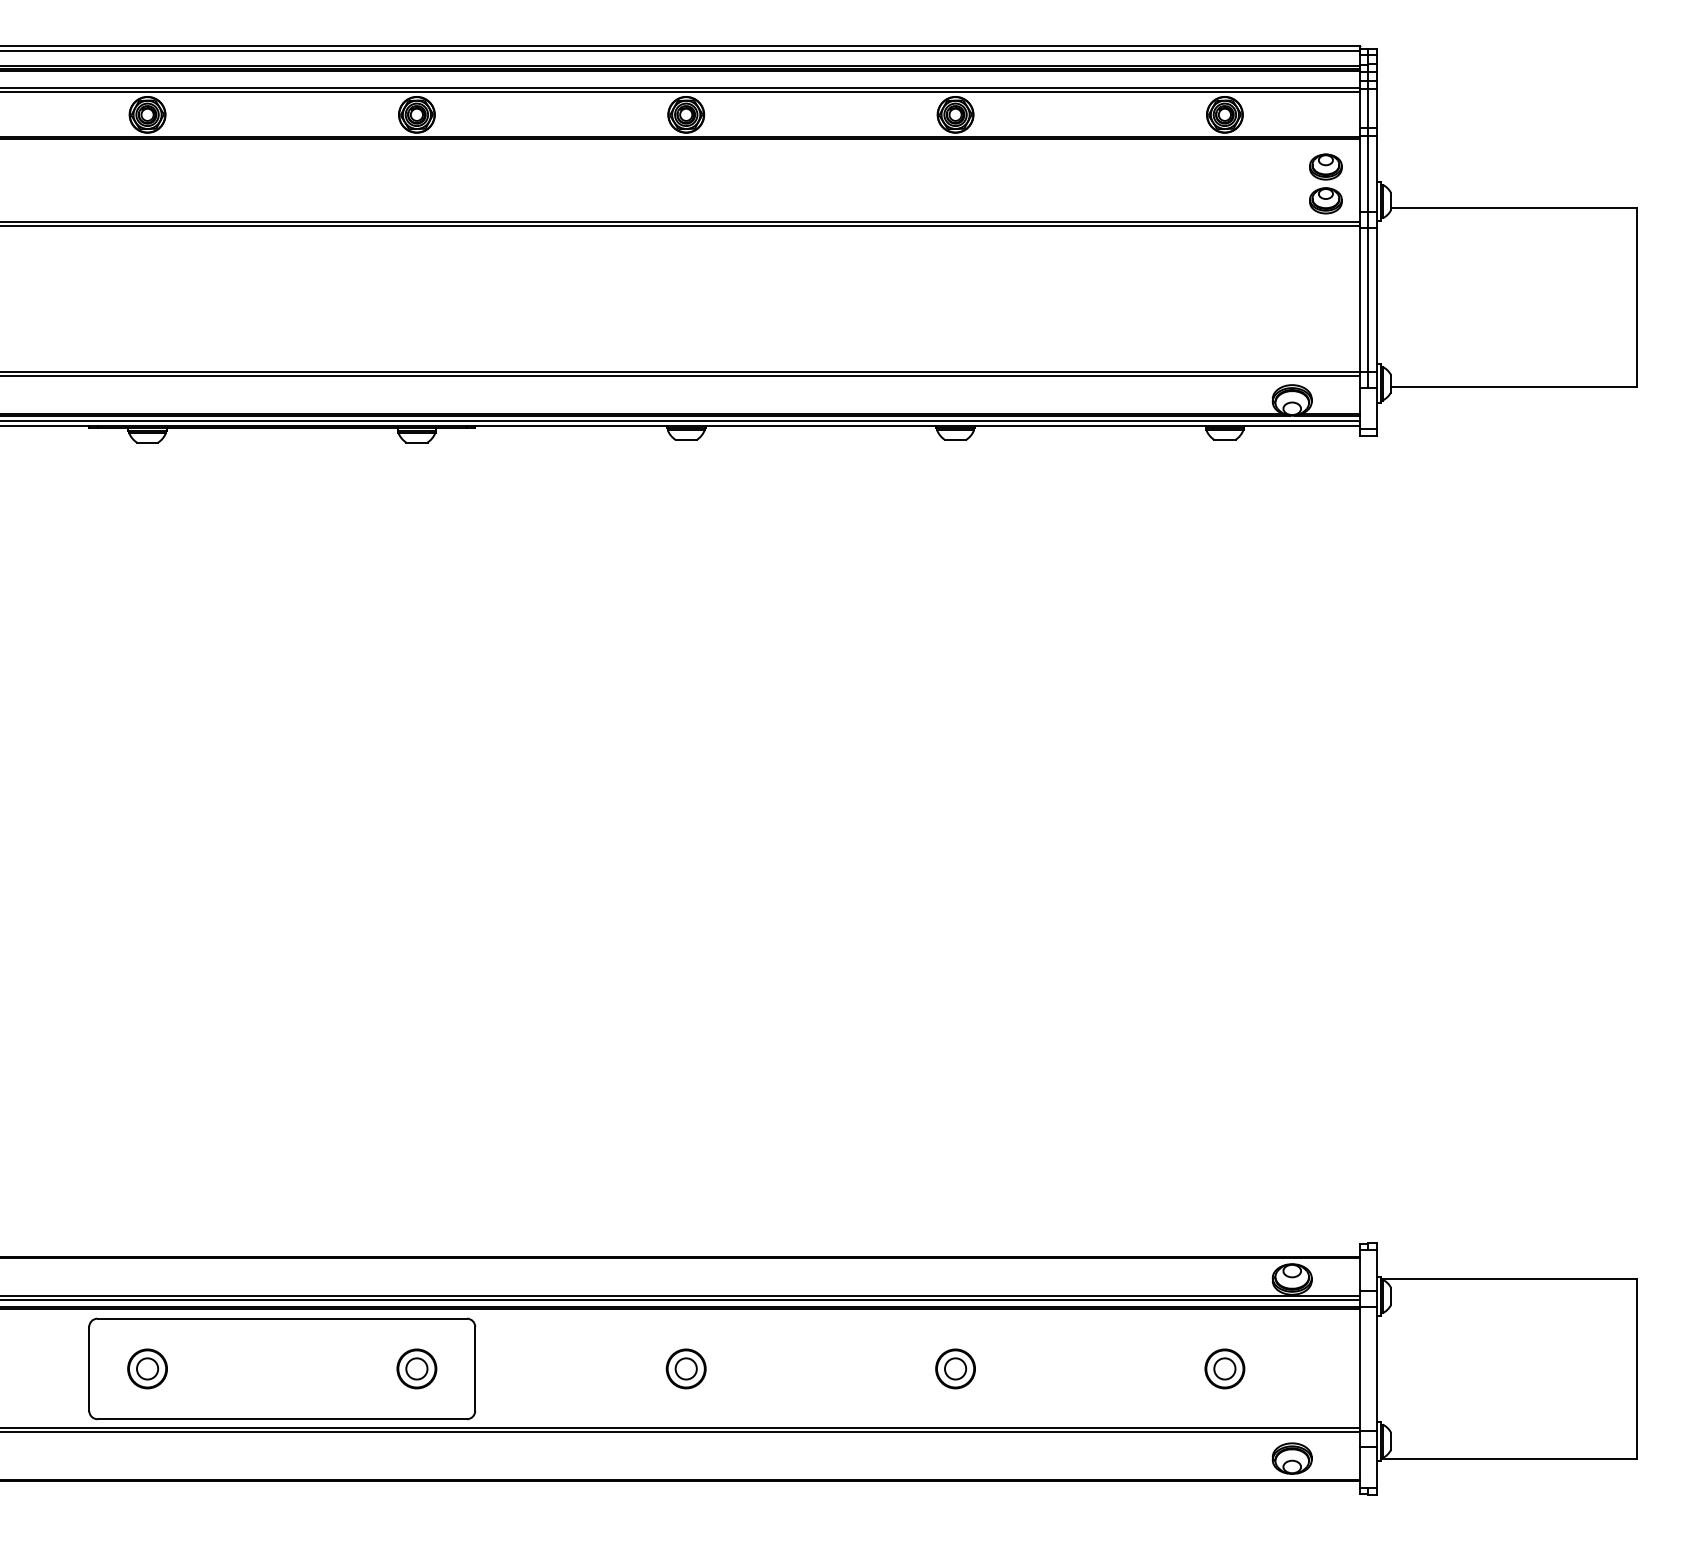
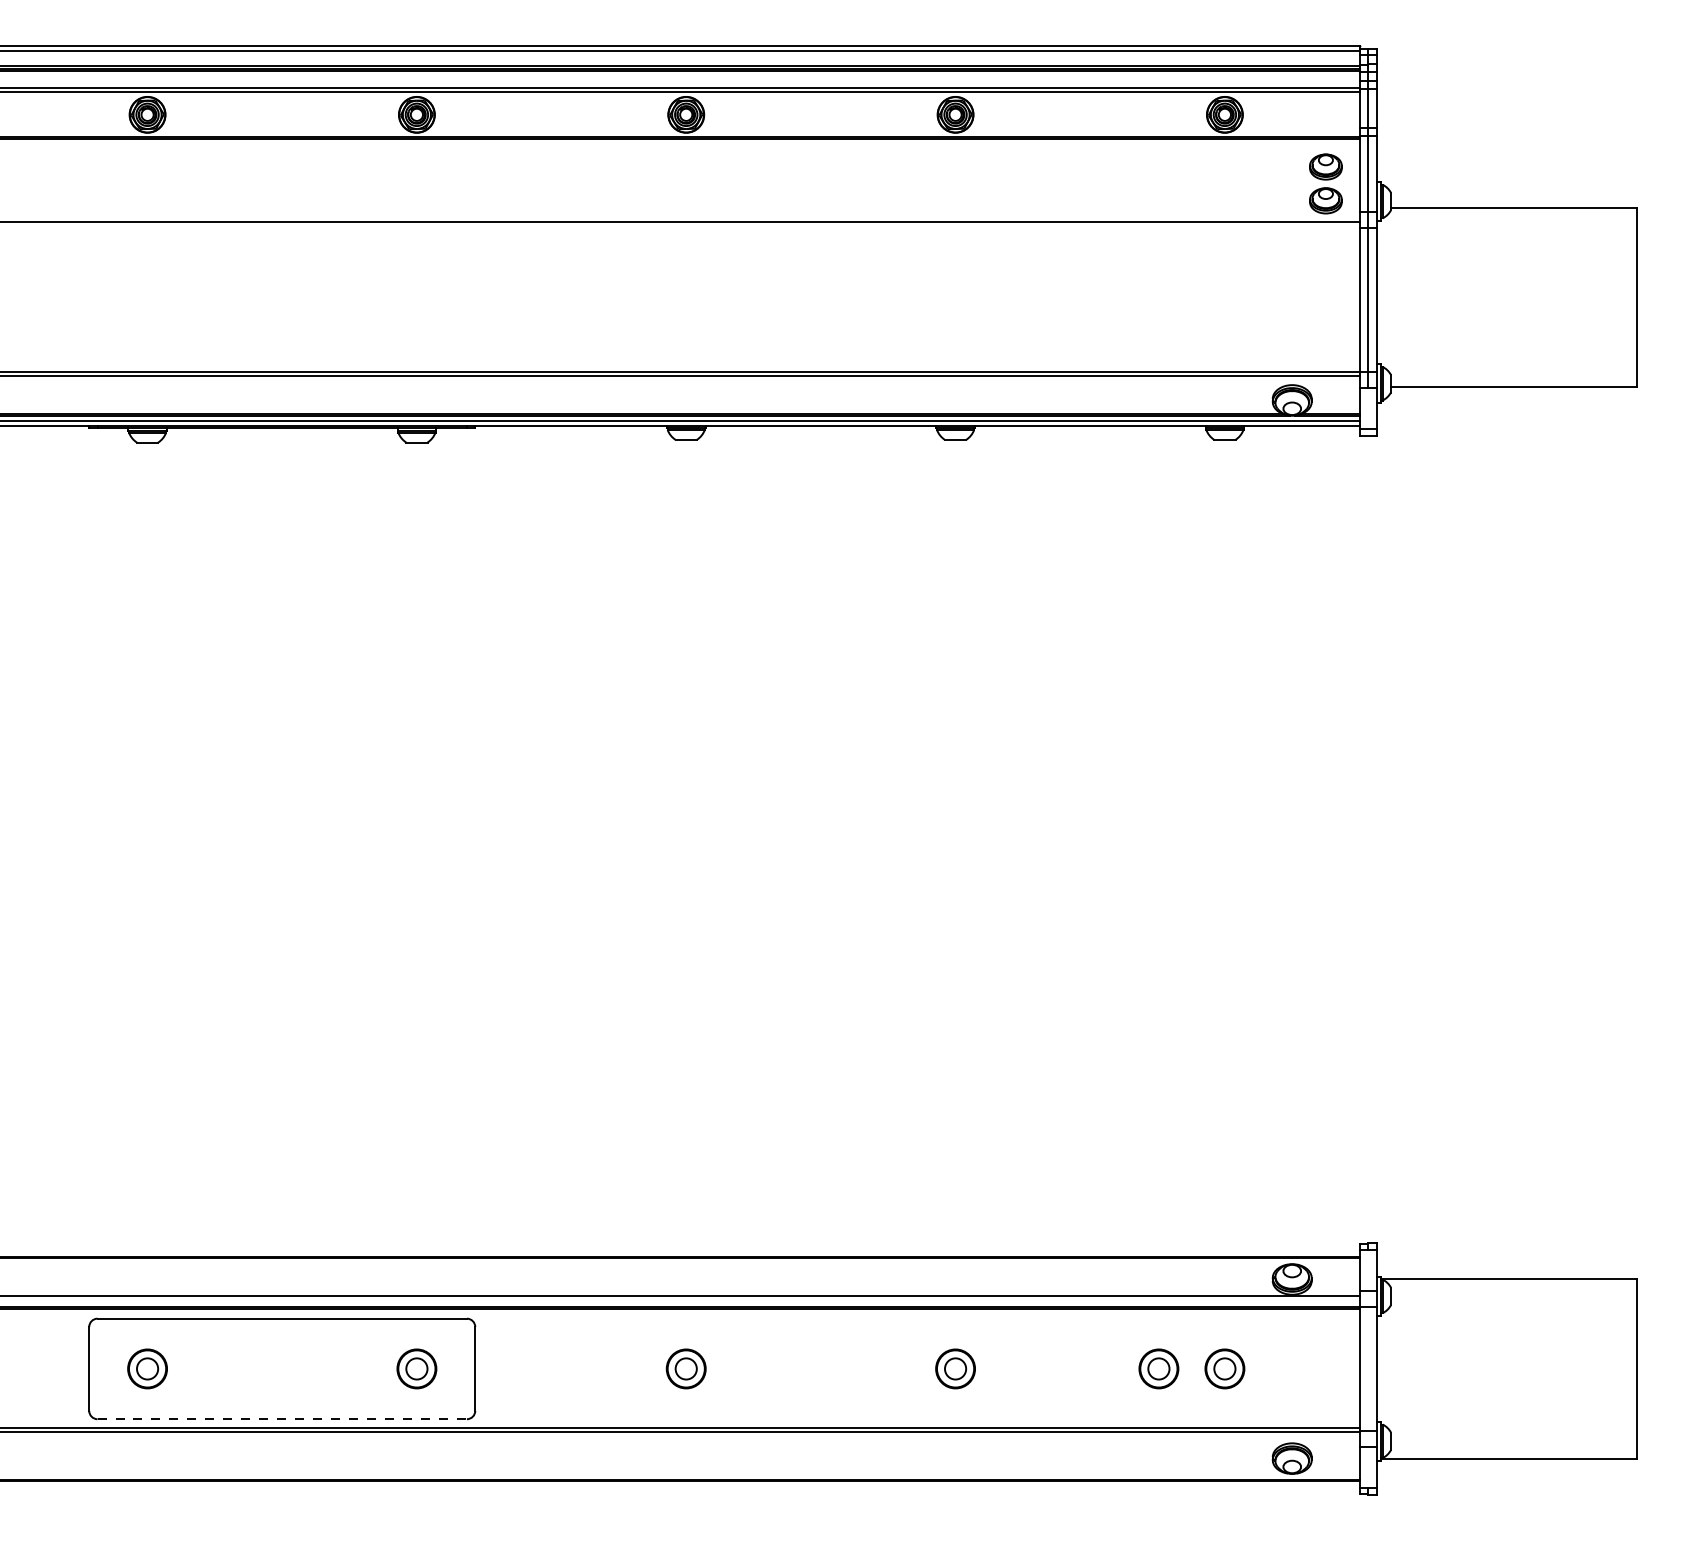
line: present -> none (680, 225)
line: present -> none (680, 1300)
part: none -> present (1158, 1368)
line: solid -> dashed (282, 1419)
